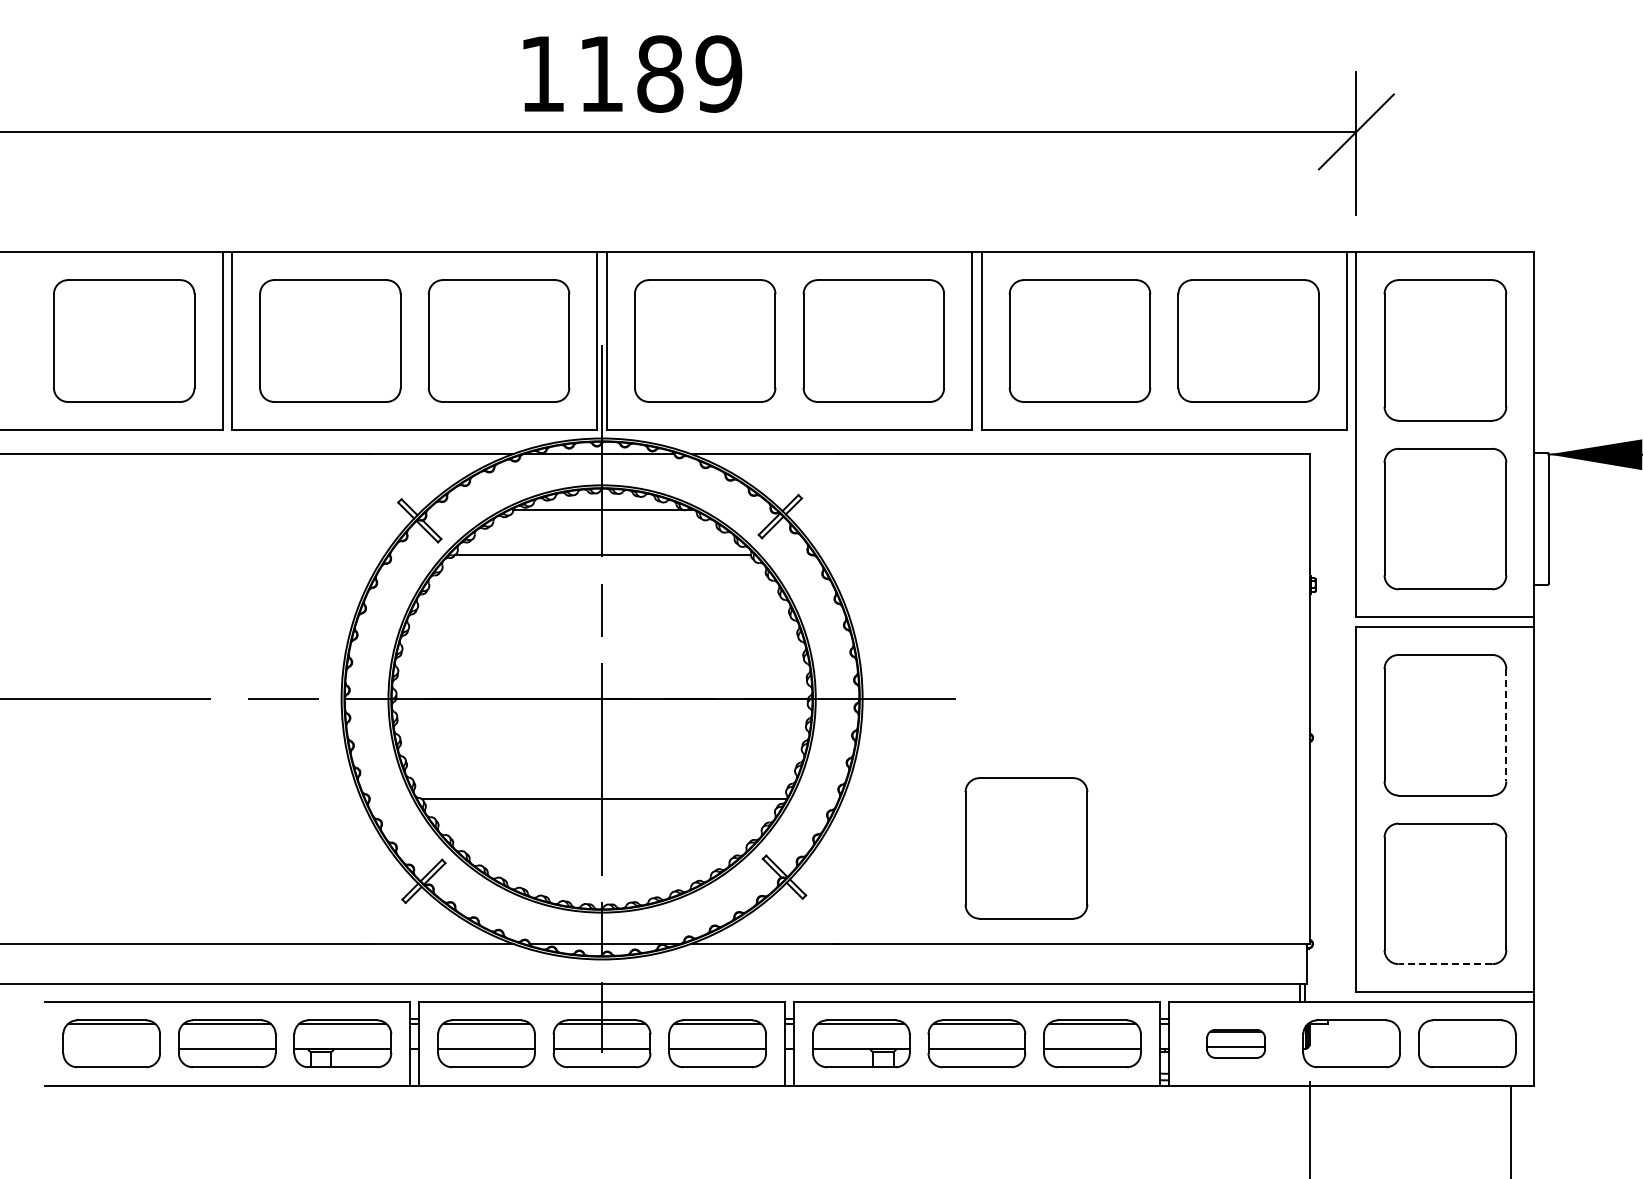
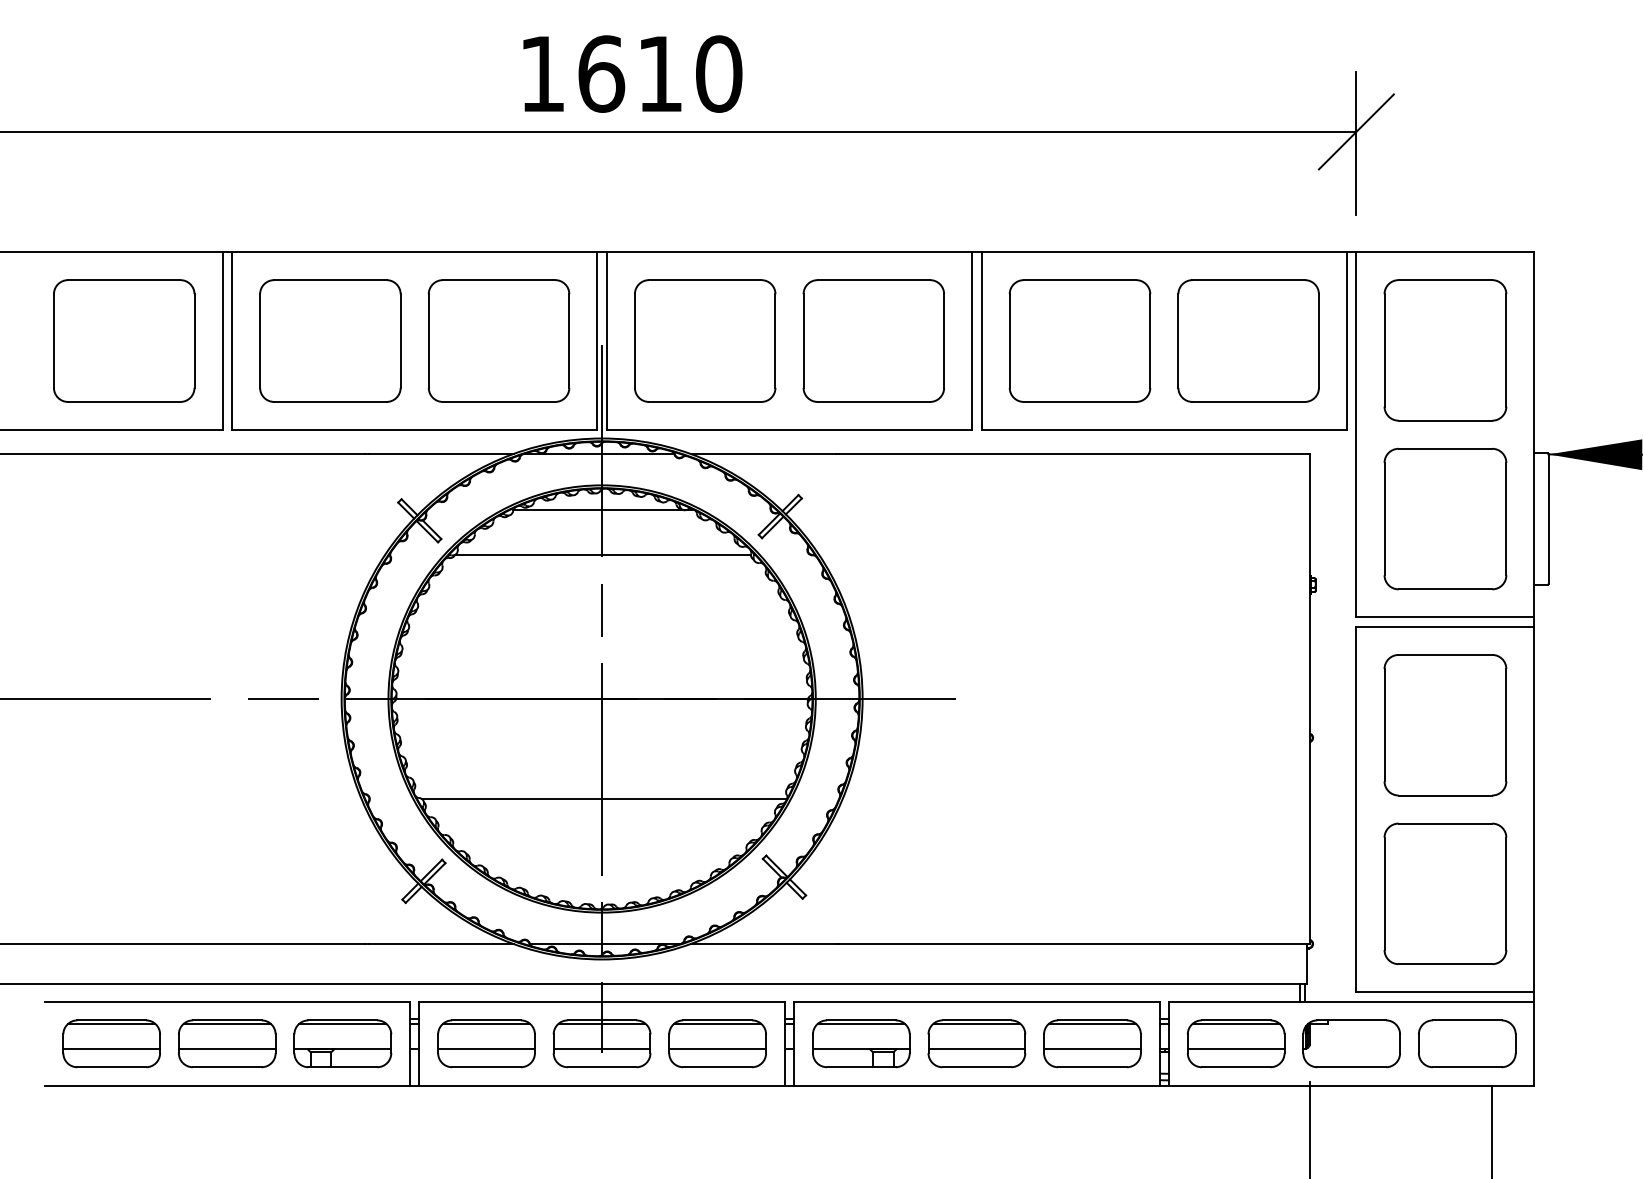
text: 1189 -> 1610 (660, 73)
line: dashed -> solid (1506, 725)
part: present -> none (1026, 848)
line: dashed -> solid (1445, 964)
part size: 60x30 px -> 100x50 px (1235, 1043)
line: none -> present (111, 1048)
line position: (1511, 1130) -> (1492, 1130) (1492, 1130)
